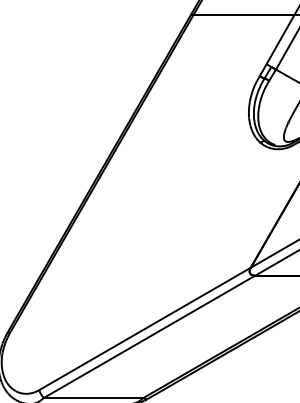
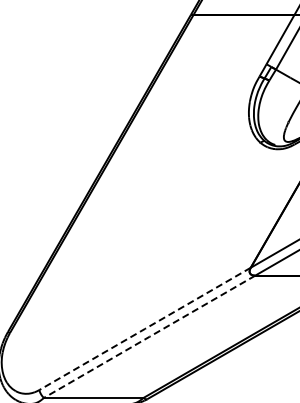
line: solid -> dashed (145, 328)
line: solid -> dashed (149, 336)
